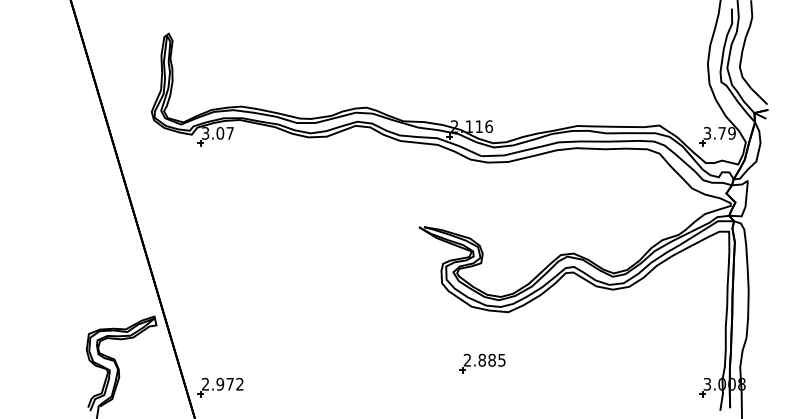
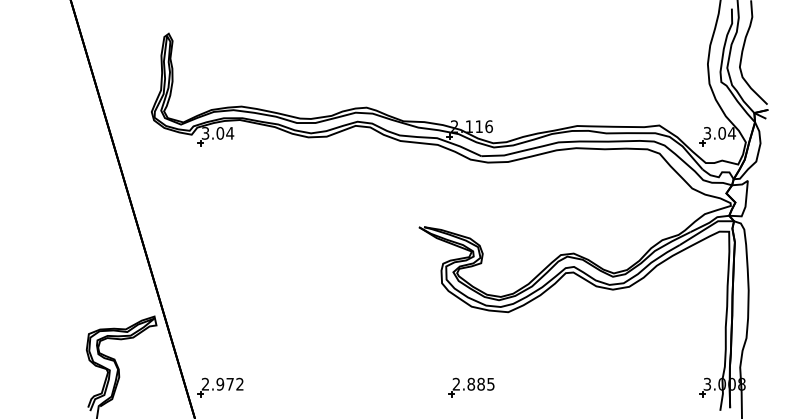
text: 3.07 -> 3.04 (230, 133)
text: 3.79 -> 3.04 (726, 133)
part position: (482, 363) -> (471, 387) (471, 387)
